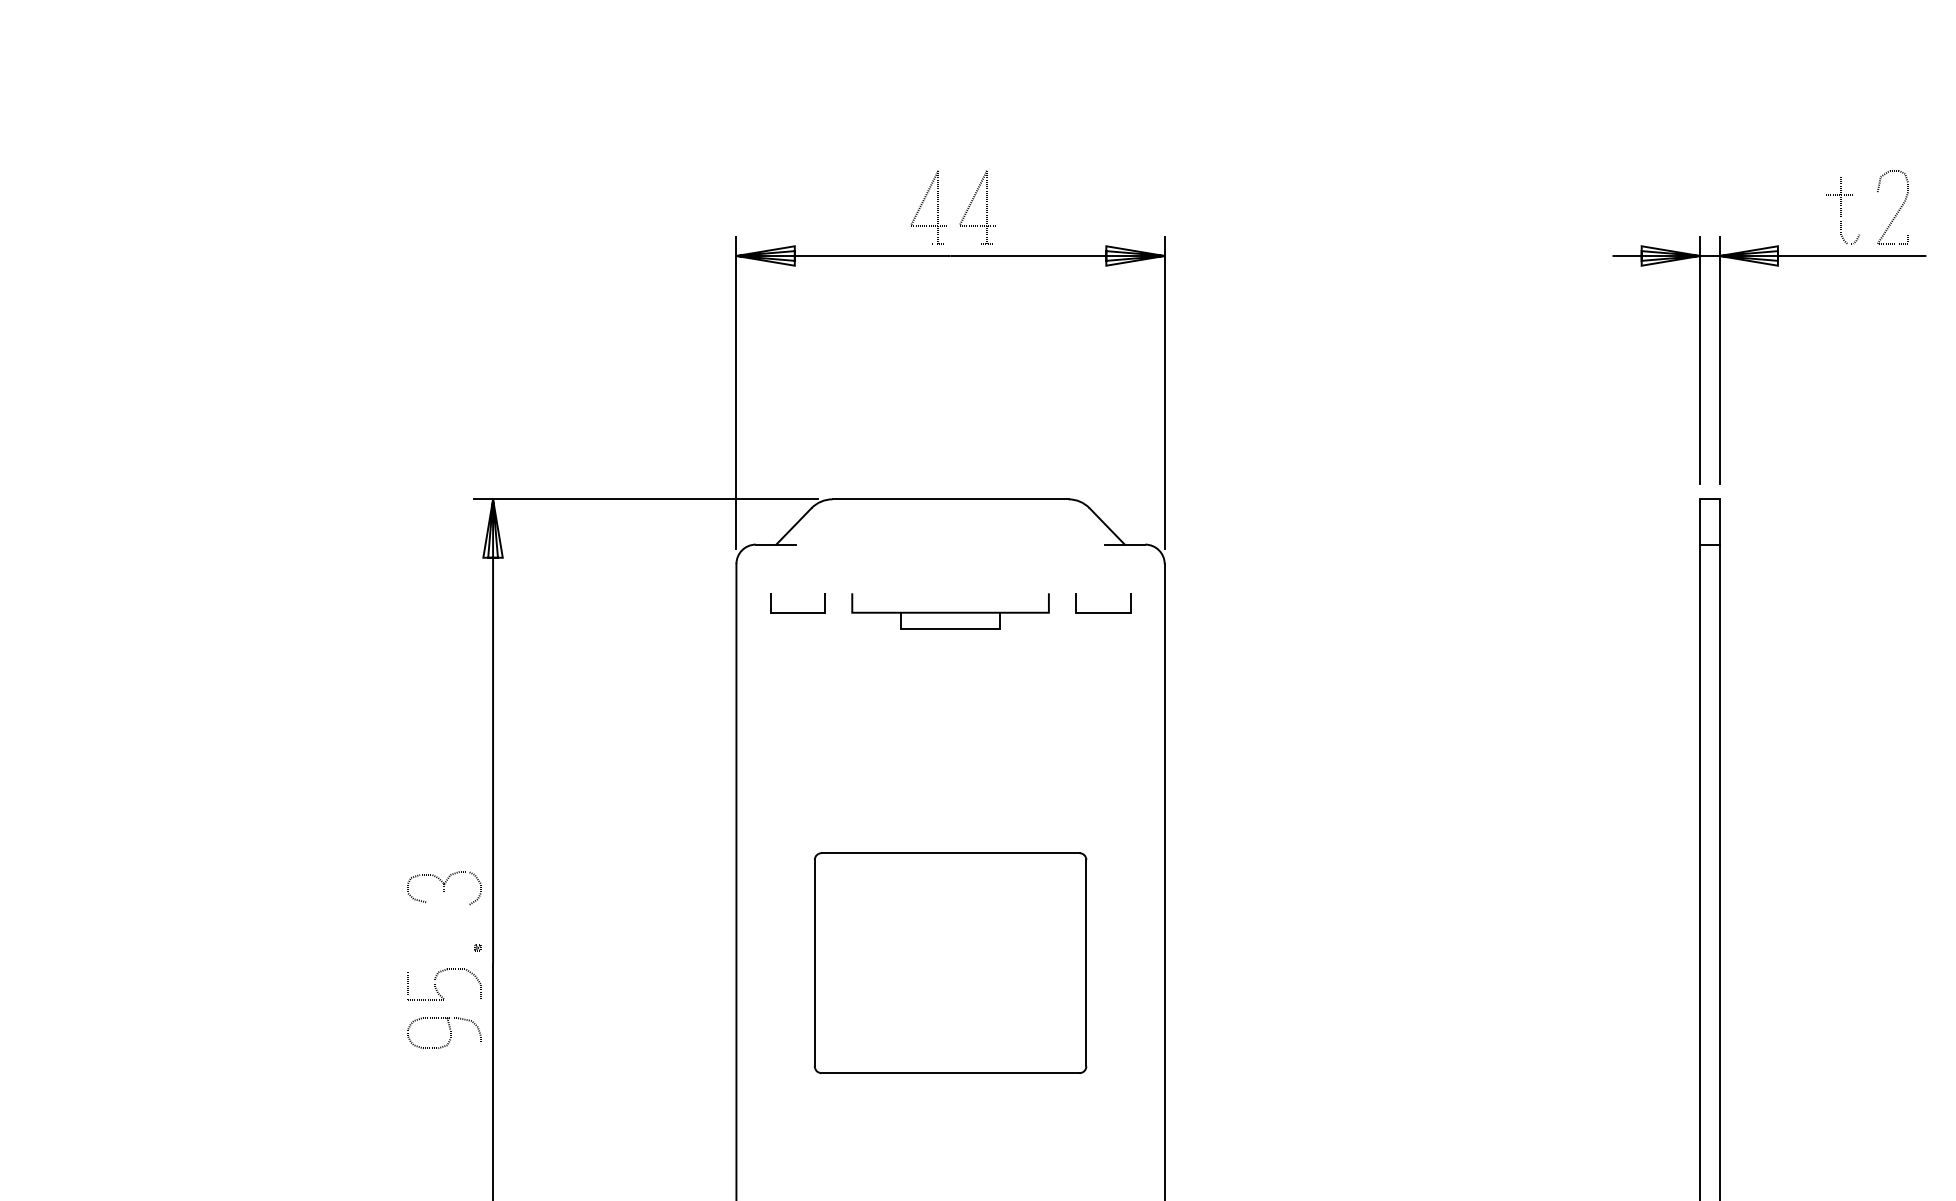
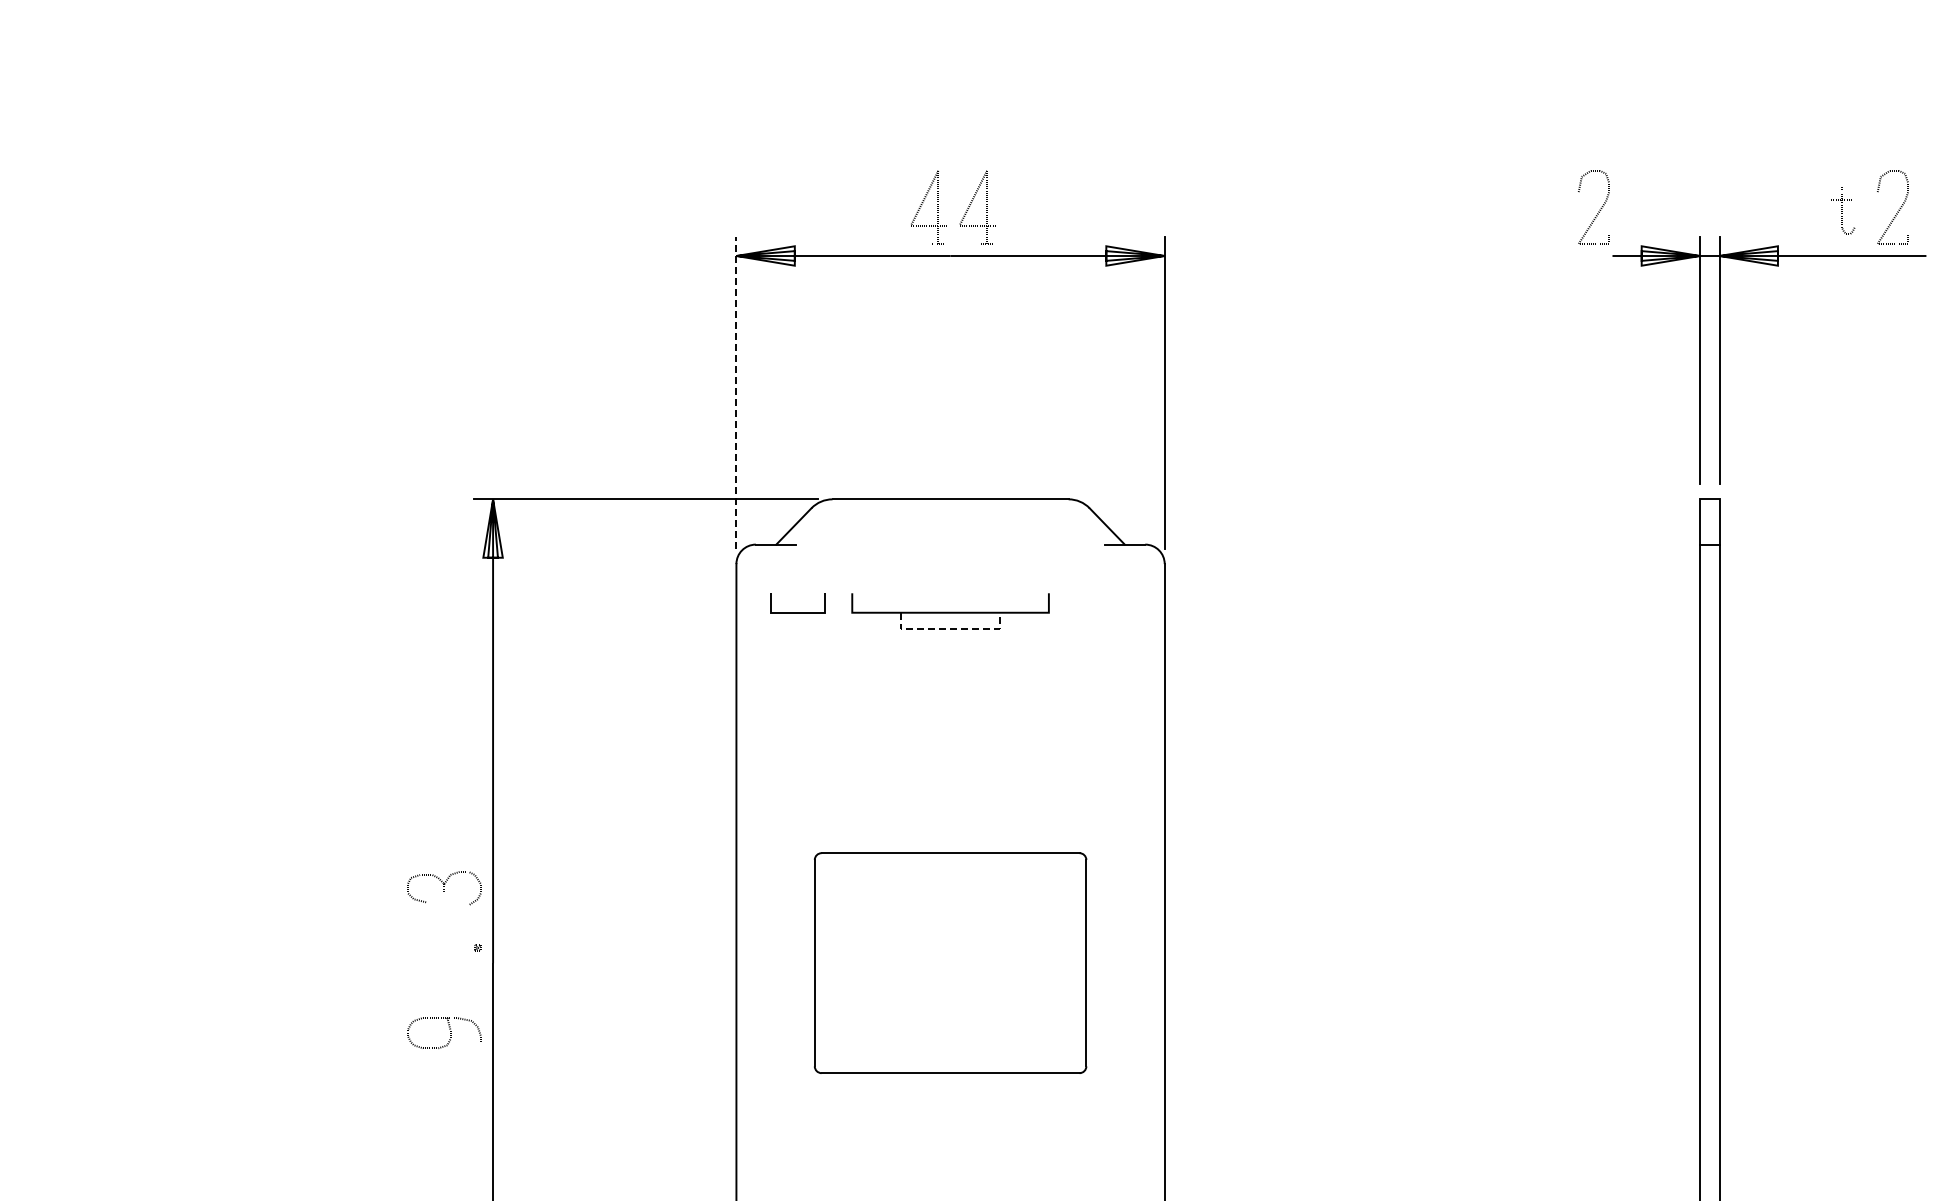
curve: none -> present (1599, 209)
part size: 35x68 px -> 25x48 px (1843, 210)
line: solid -> dashed (736, 392)
line: present -> none (1103, 612)
line: solid -> dashed (950, 629)
part: present -> none (436, 987)
